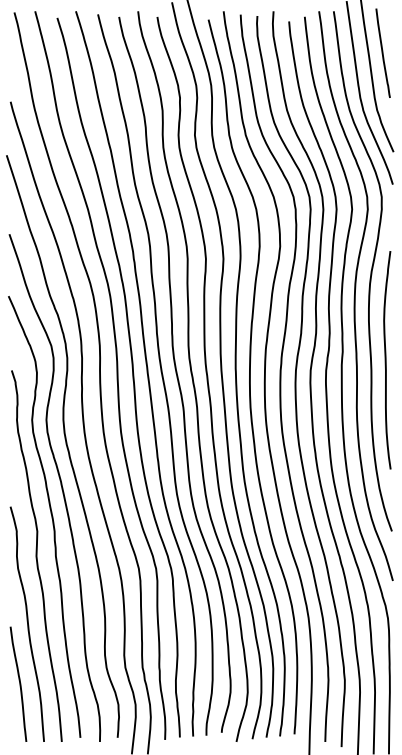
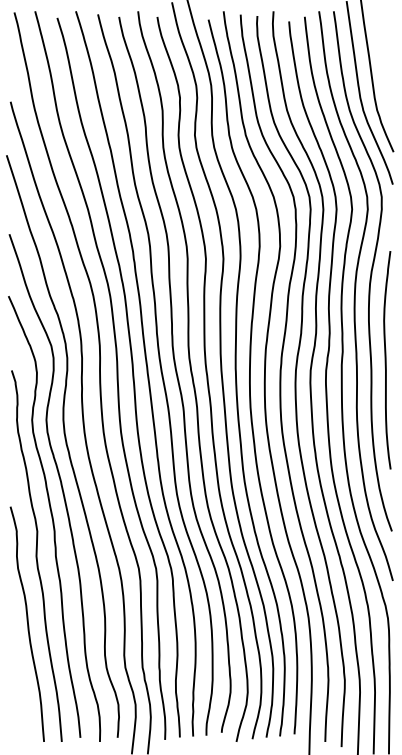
line: present -> none (382, 52)
curve: present -> none (19, 683)
